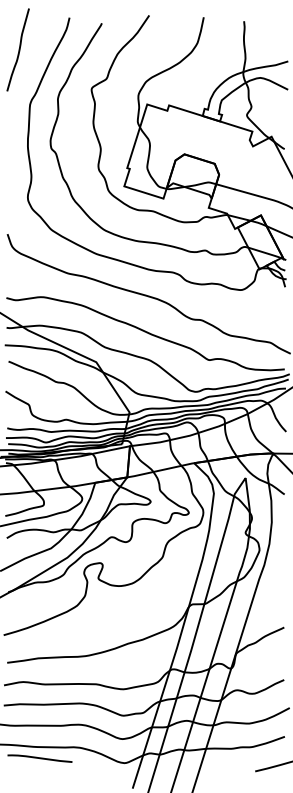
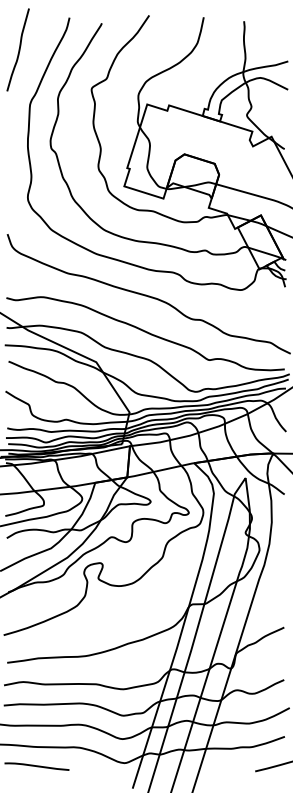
curve position: (39, 758) -> (36, 766) (36, 766)
